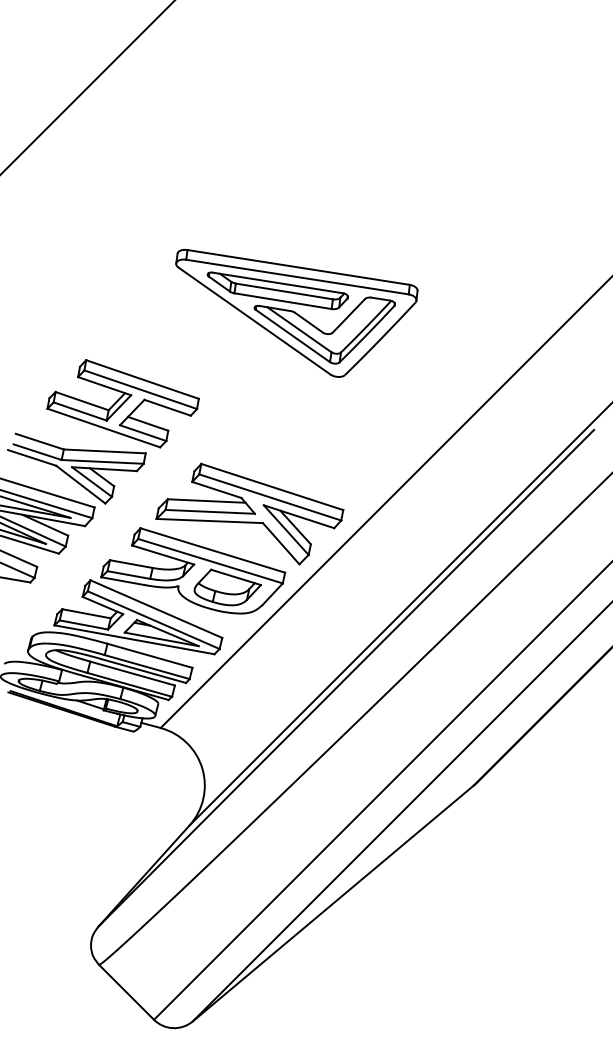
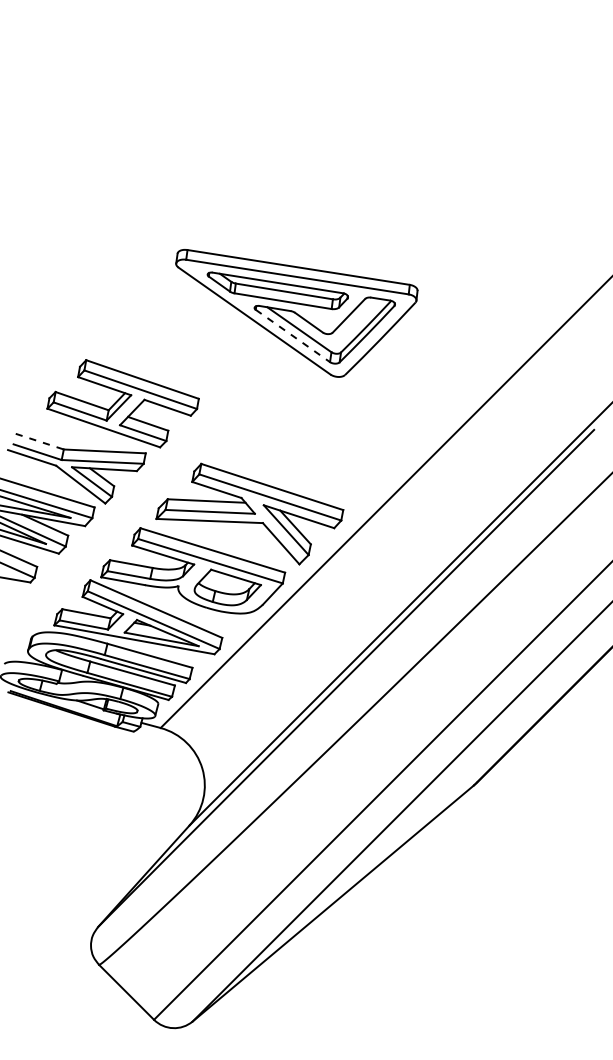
line: present -> none (87, 87)
line: solid -> dashed (293, 336)
line: solid -> dashed (40, 441)
